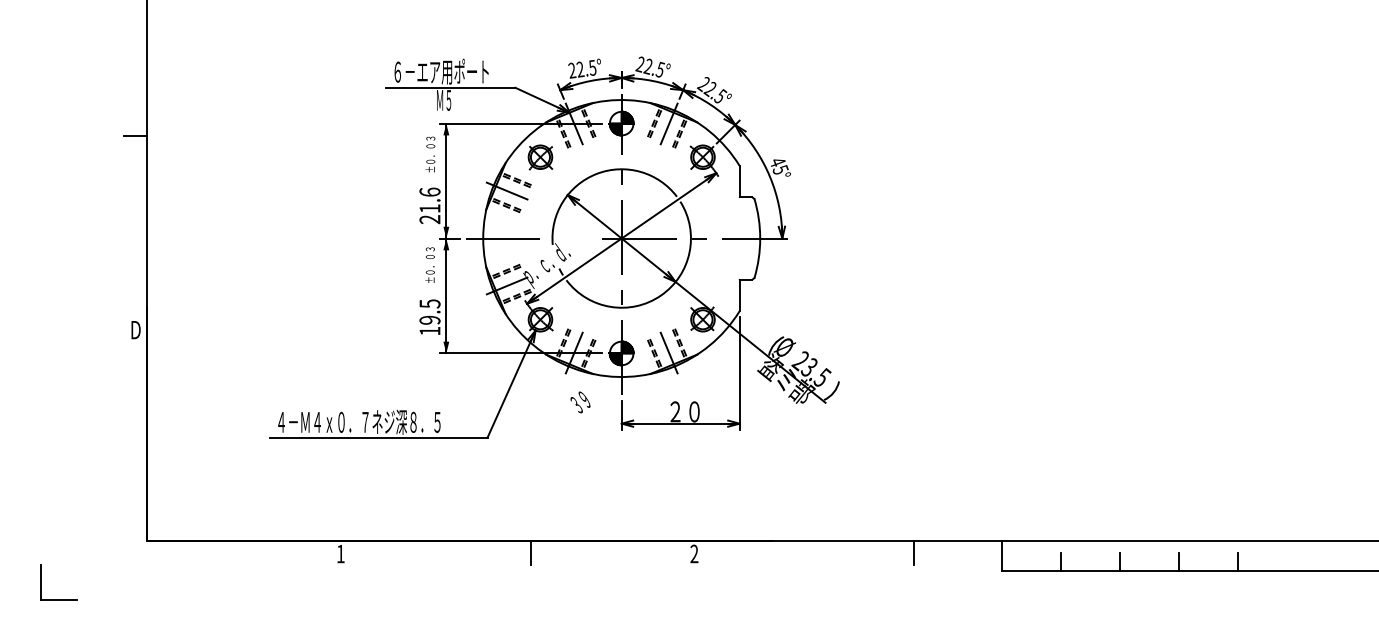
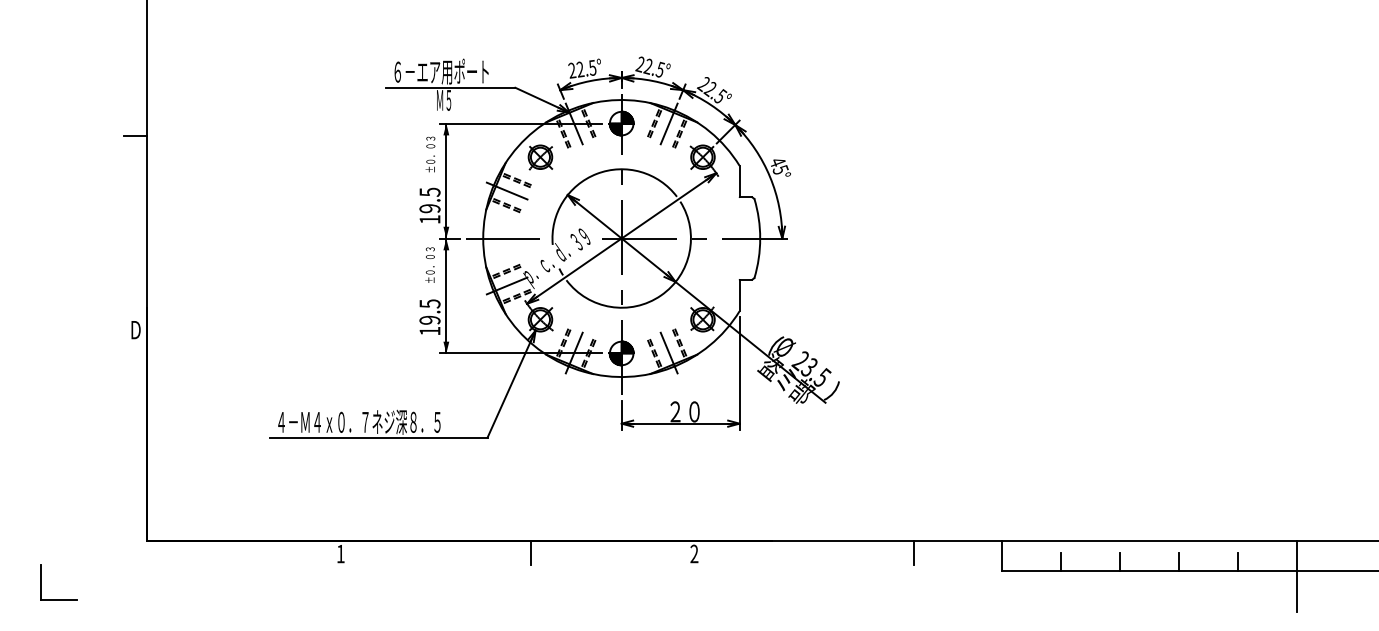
text: 21.6 -> 19.5 (429, 205)
text position: (580, 402) -> (580, 239) (580, 239)
line: none -> present (1296, 576)
